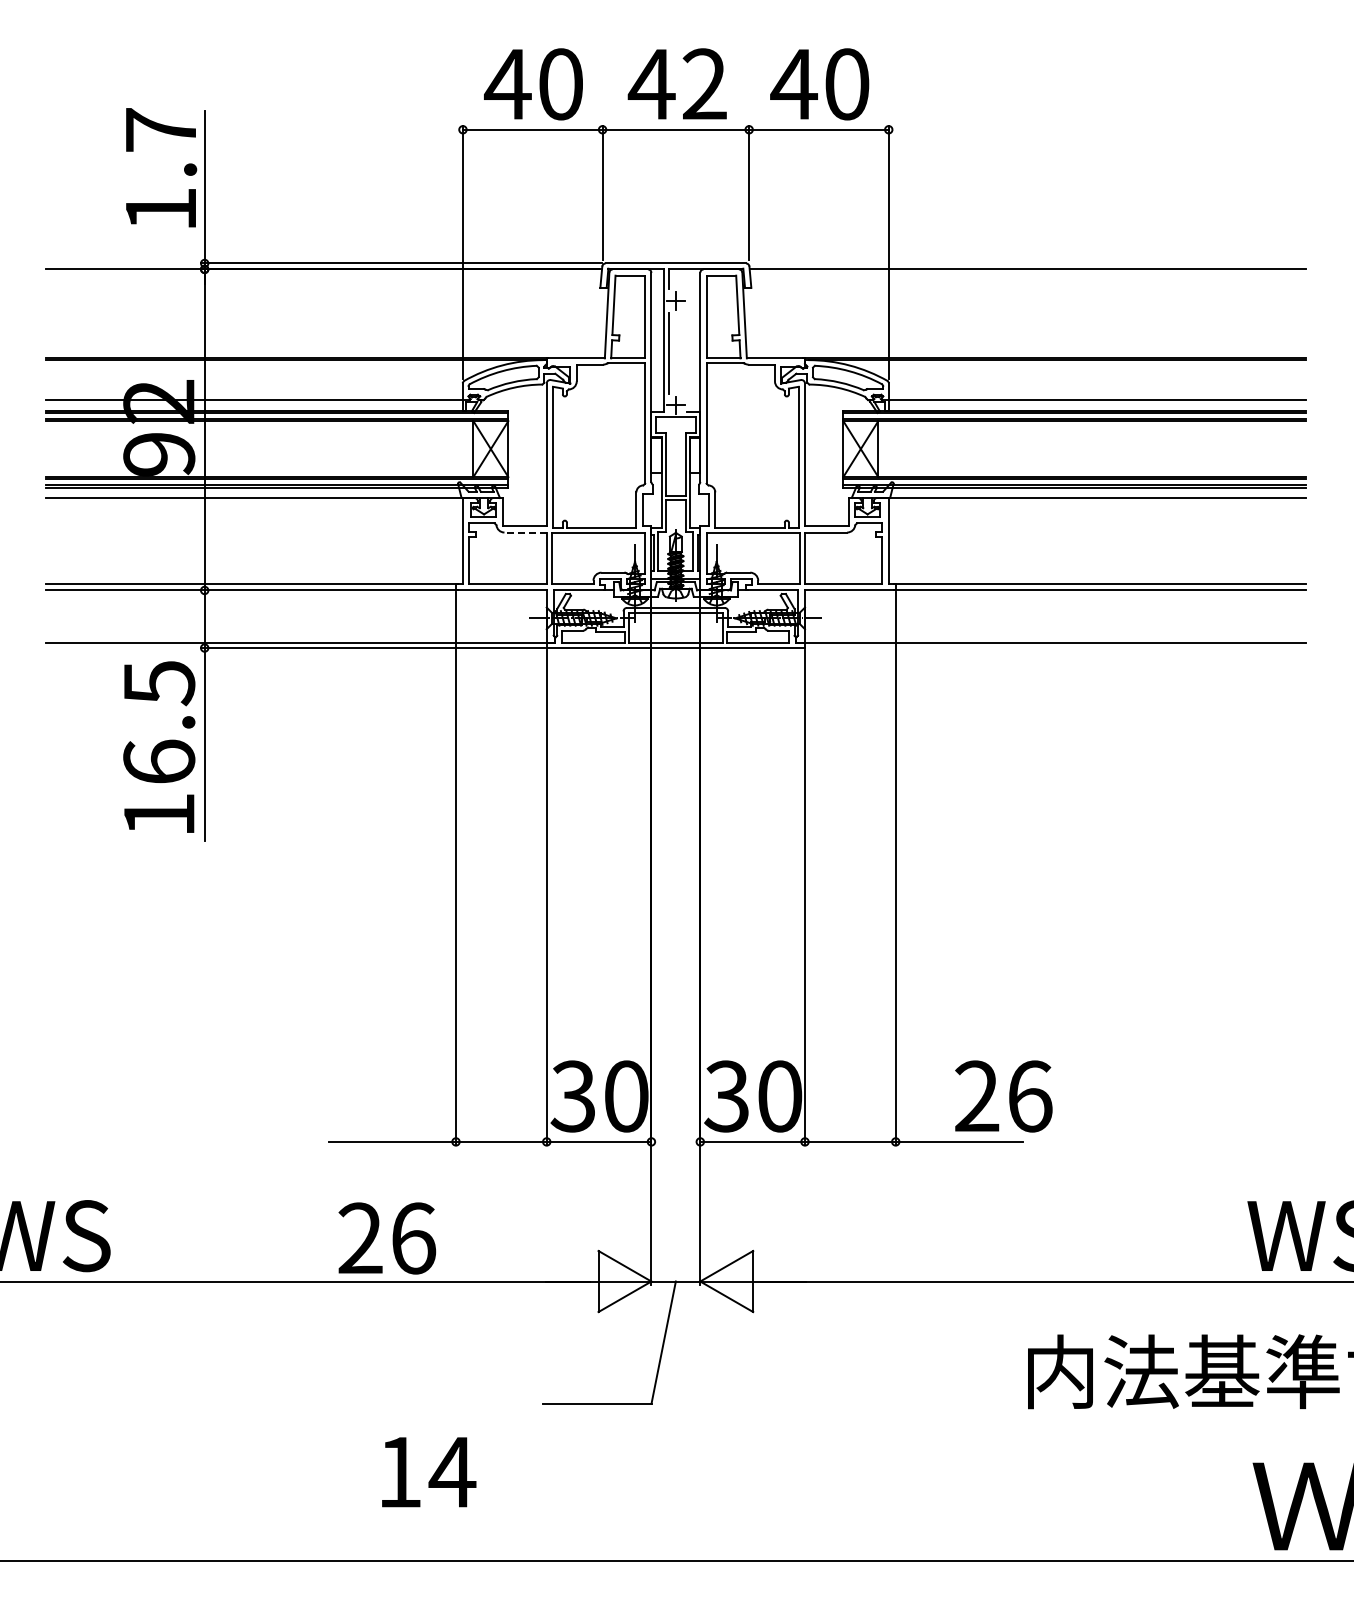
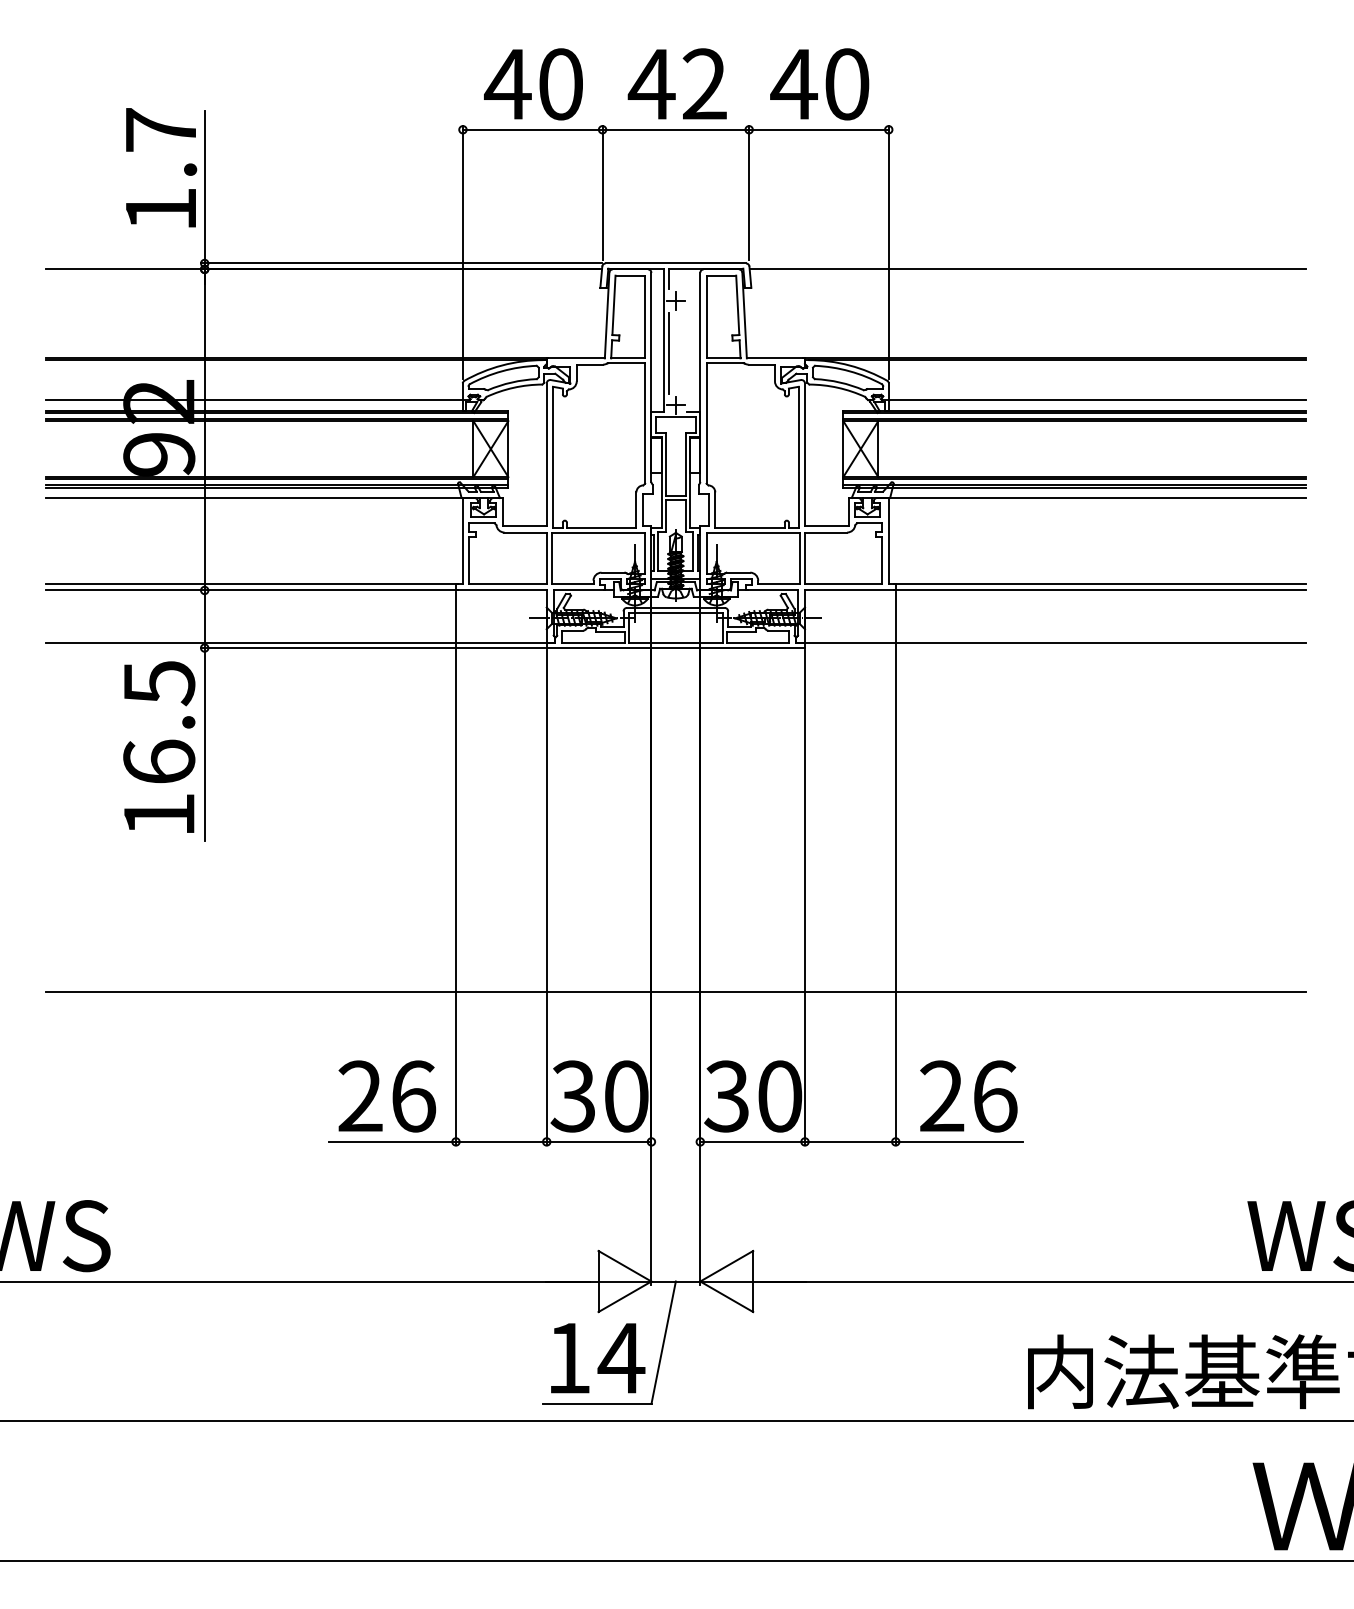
line: dashed -> solid (525, 532)
line: none -> present (675, 991)
text position: (1003, 1096) -> (968, 1096) (968, 1096)
text position: (387, 1238) -> (387, 1096) (387, 1096)
line: none -> present (676, 1421)
text position: (429, 1472) -> (598, 1358) (598, 1358)
